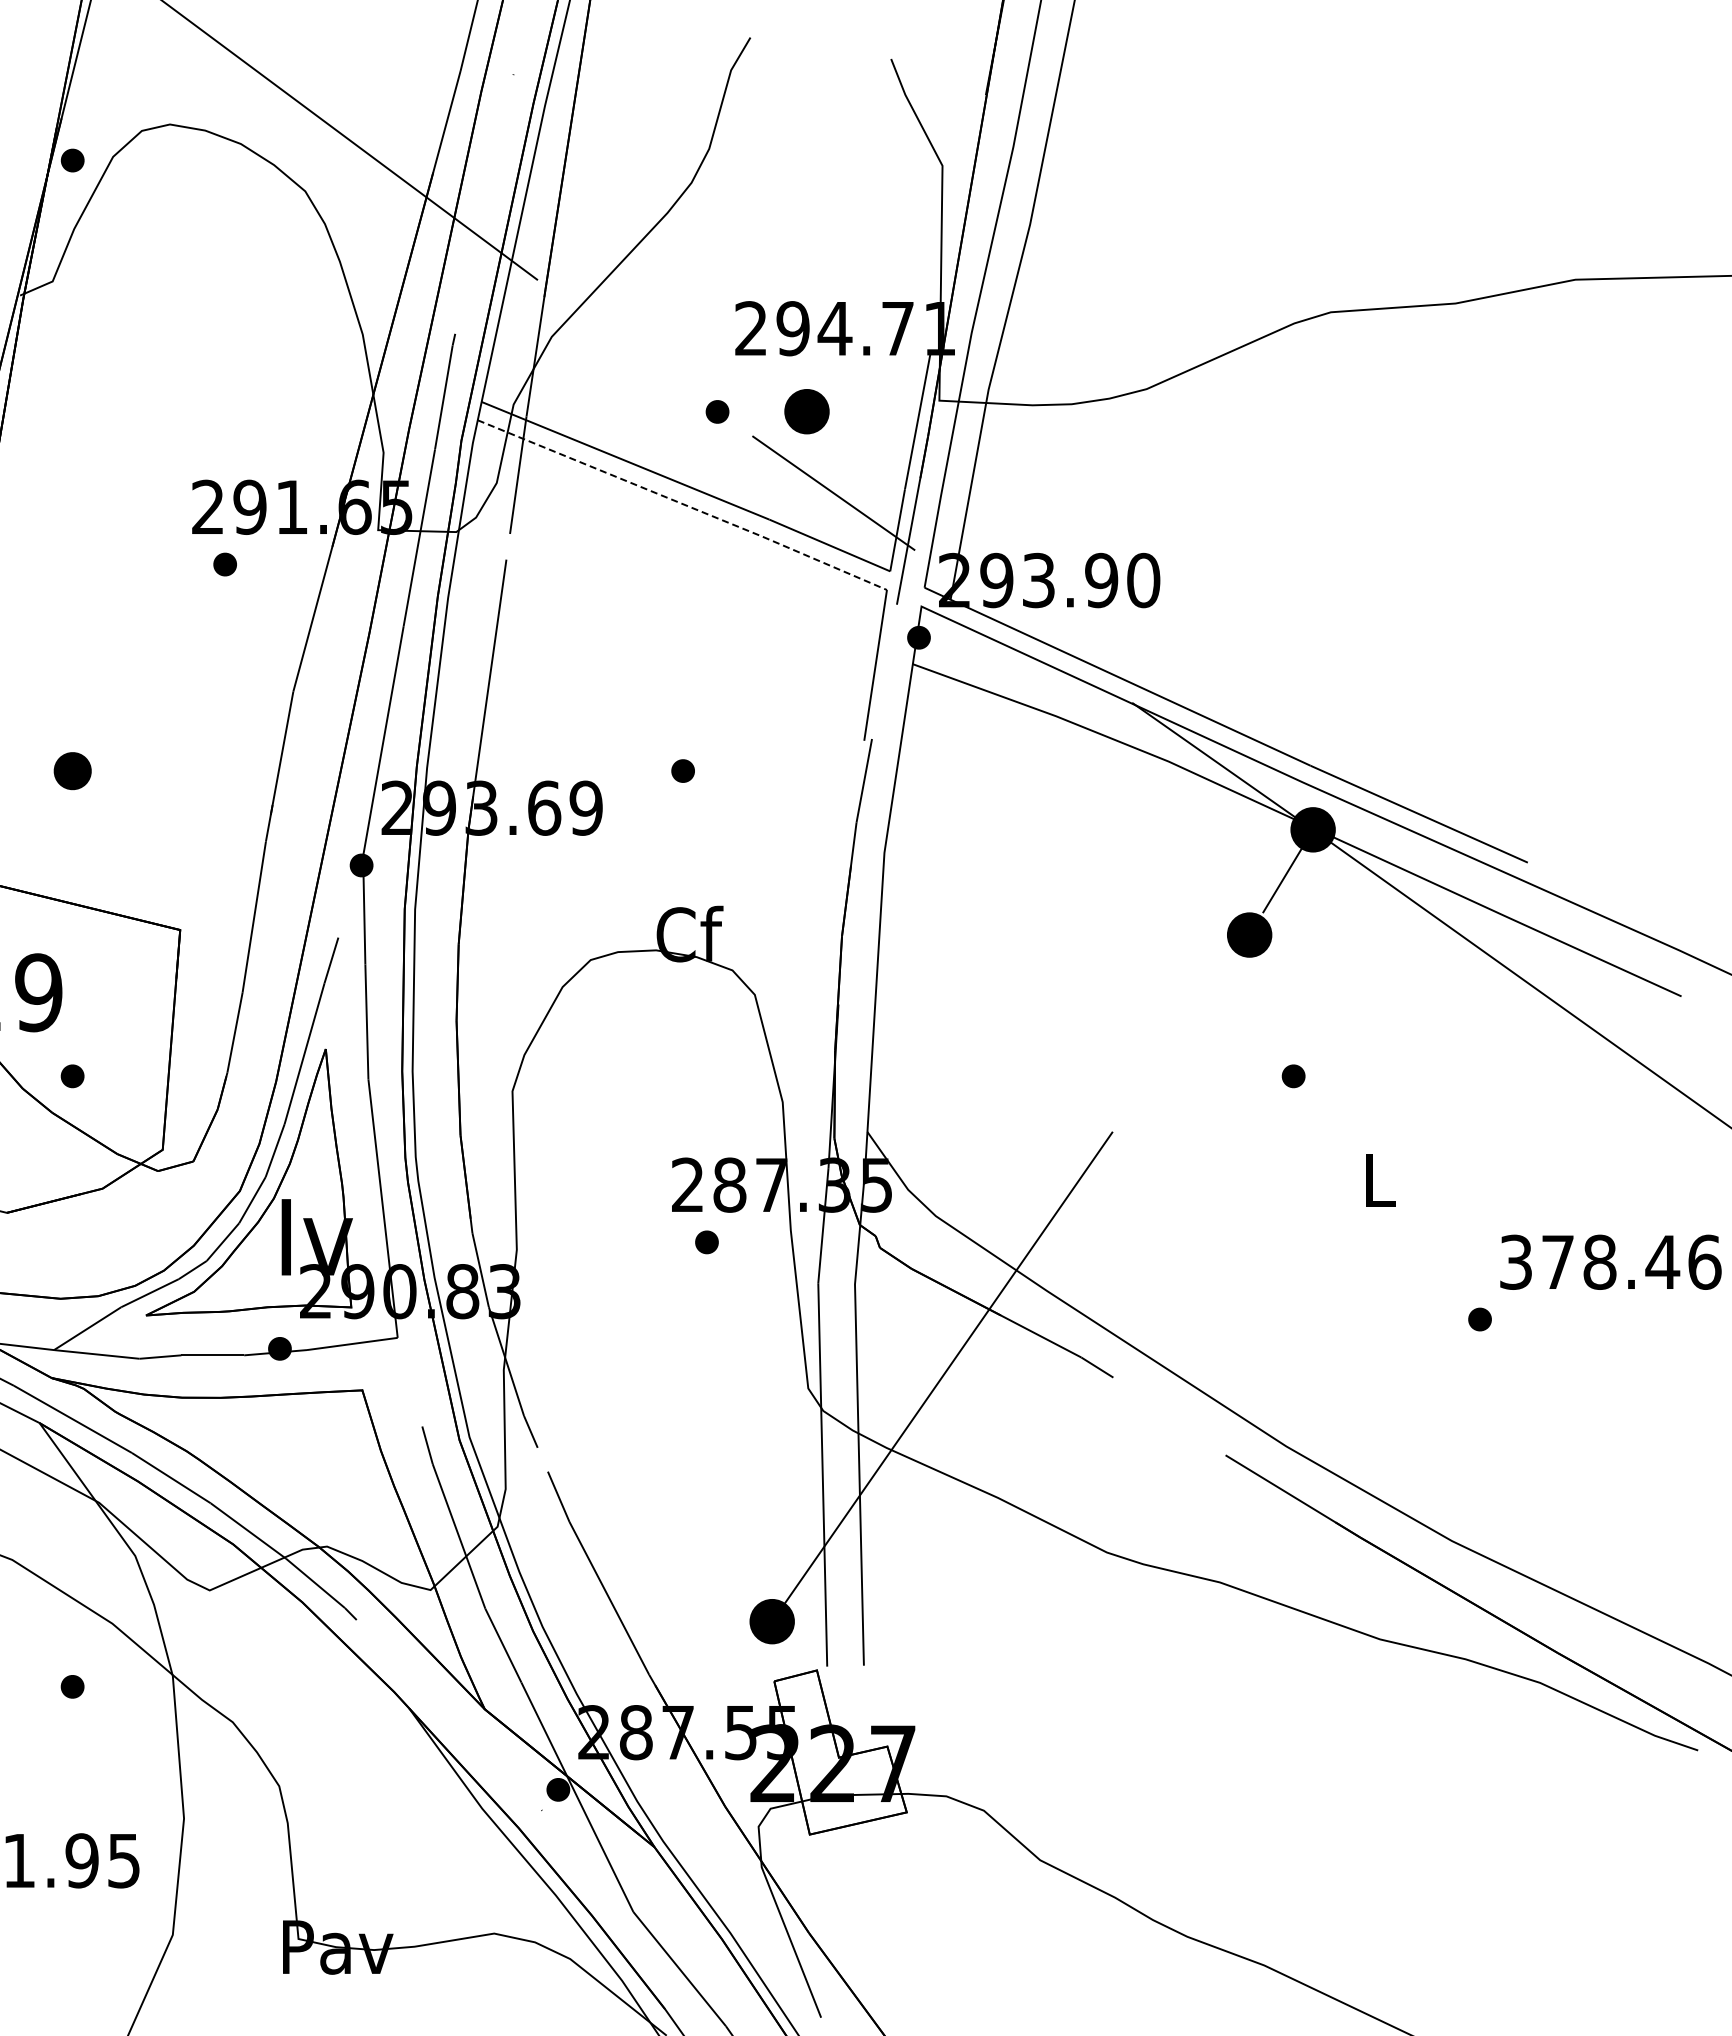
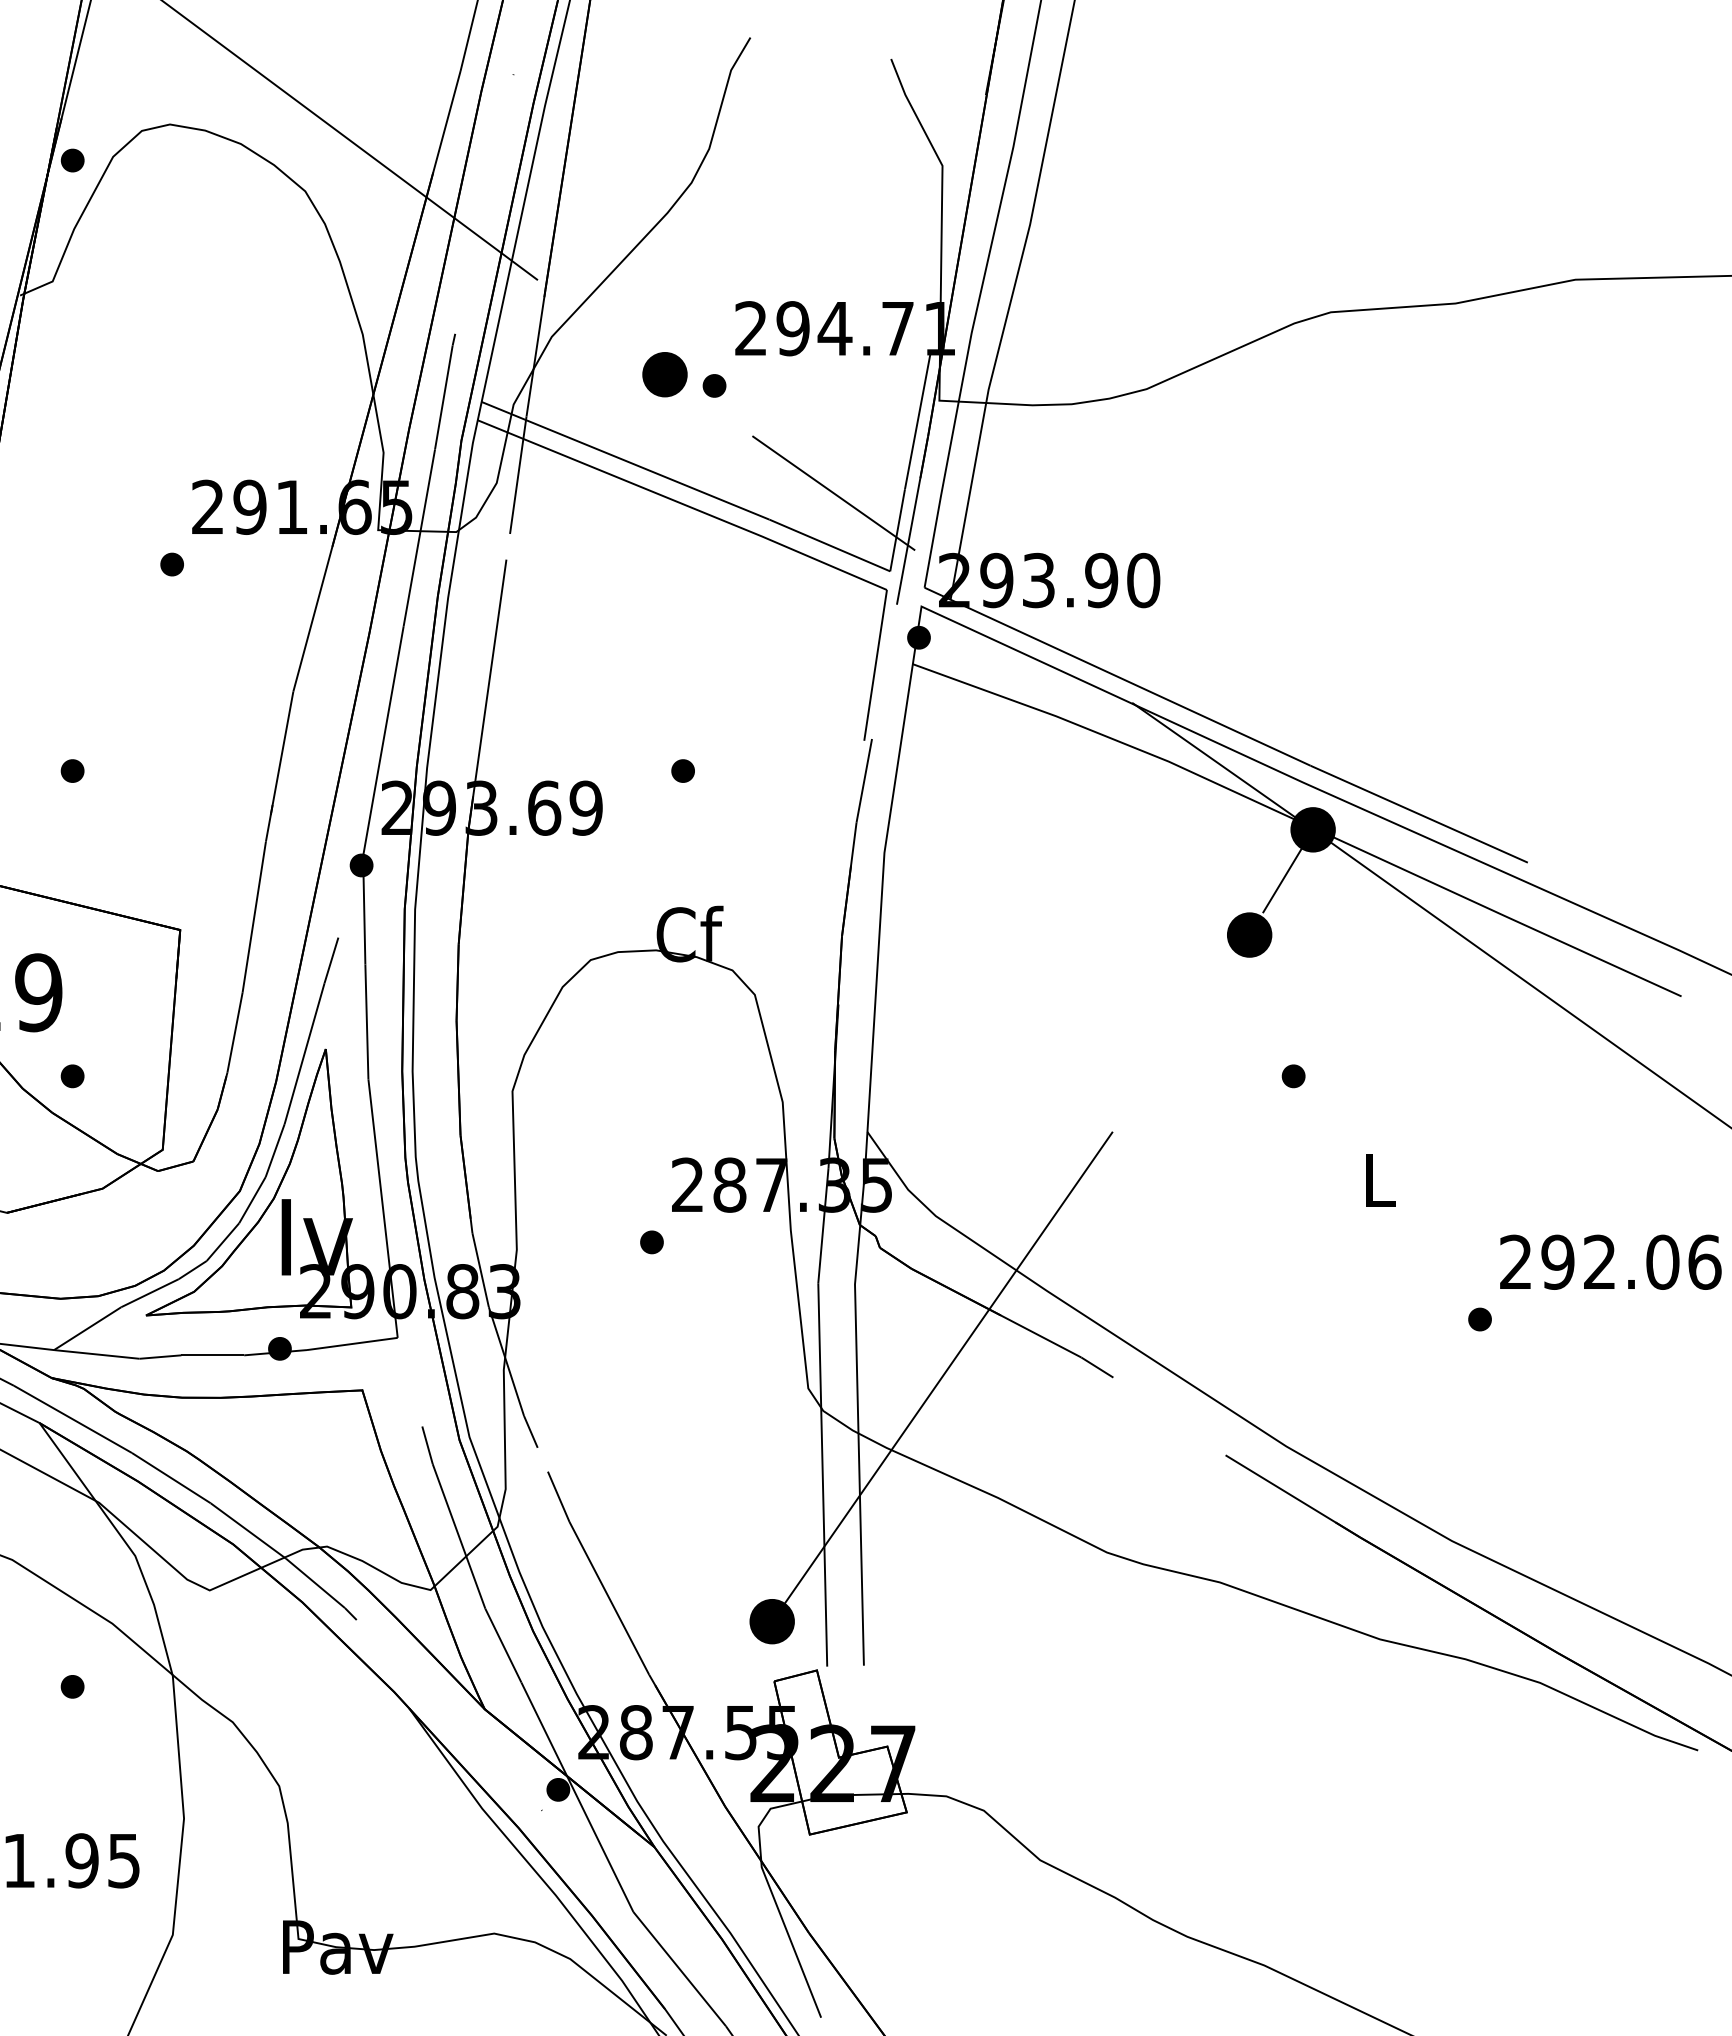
part position: (717, 411) -> (714, 385) (714, 385)
part position: (806, 411) -> (664, 374) (664, 374)
line: dashed -> solid (683, 504)
part position: (224, 564) -> (171, 564) (171, 564)
part size: 39x39 px -> 25x24 px (72, 770)
part position: (706, 1242) -> (651, 1242) (651, 1242)
text: 378.46 -> 292.06 (1590, 1261)
